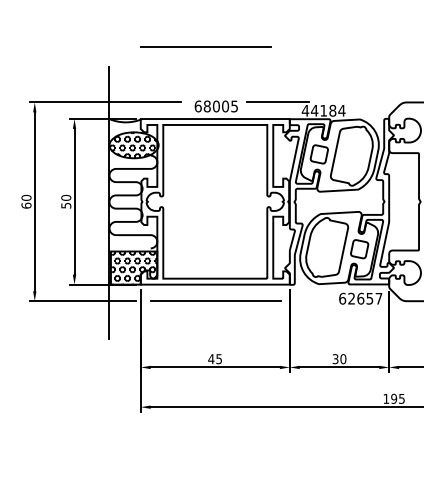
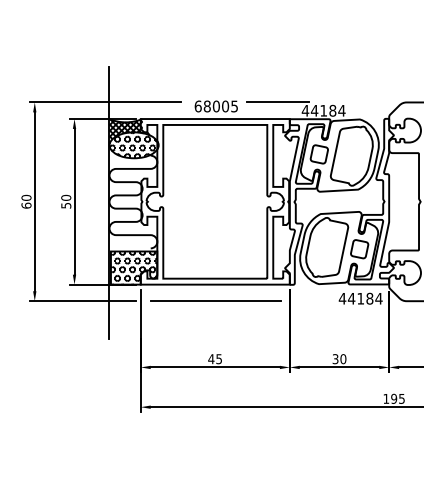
line: present -> none (205, 46)
hatch: none -> present (130, 131)
text: 62657 -> 44184 (360, 298)
